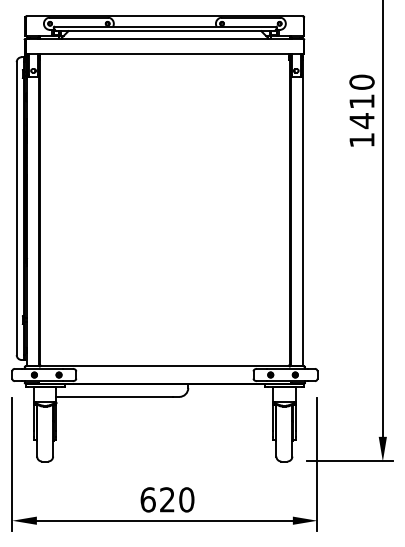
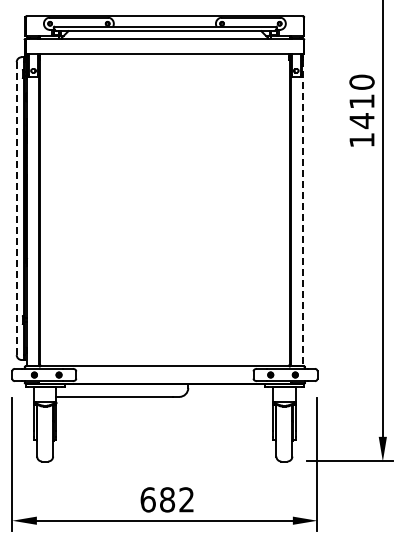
line: solid -> dashed (16, 209)
line: solid -> dashed (302, 213)
text: 620 -> 682 (177, 499)
